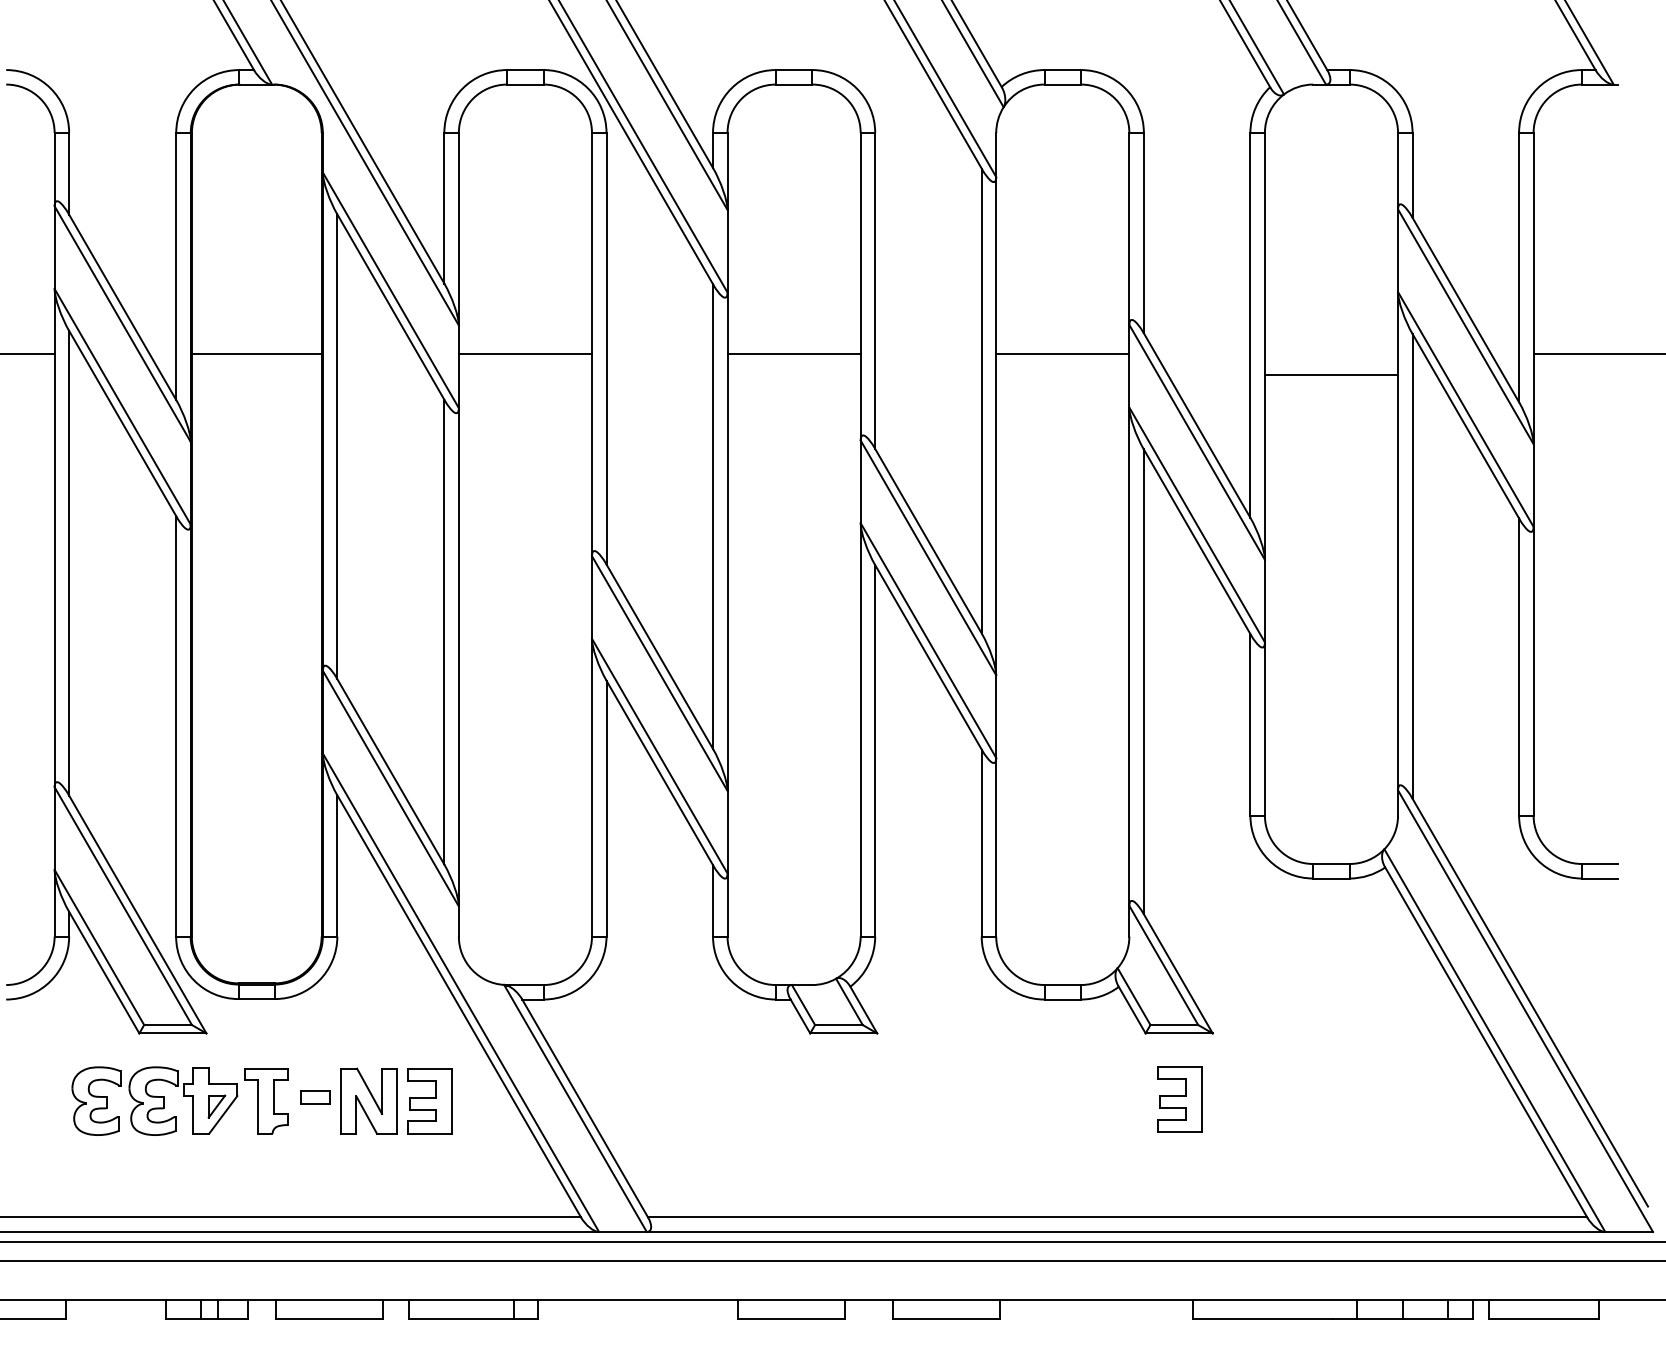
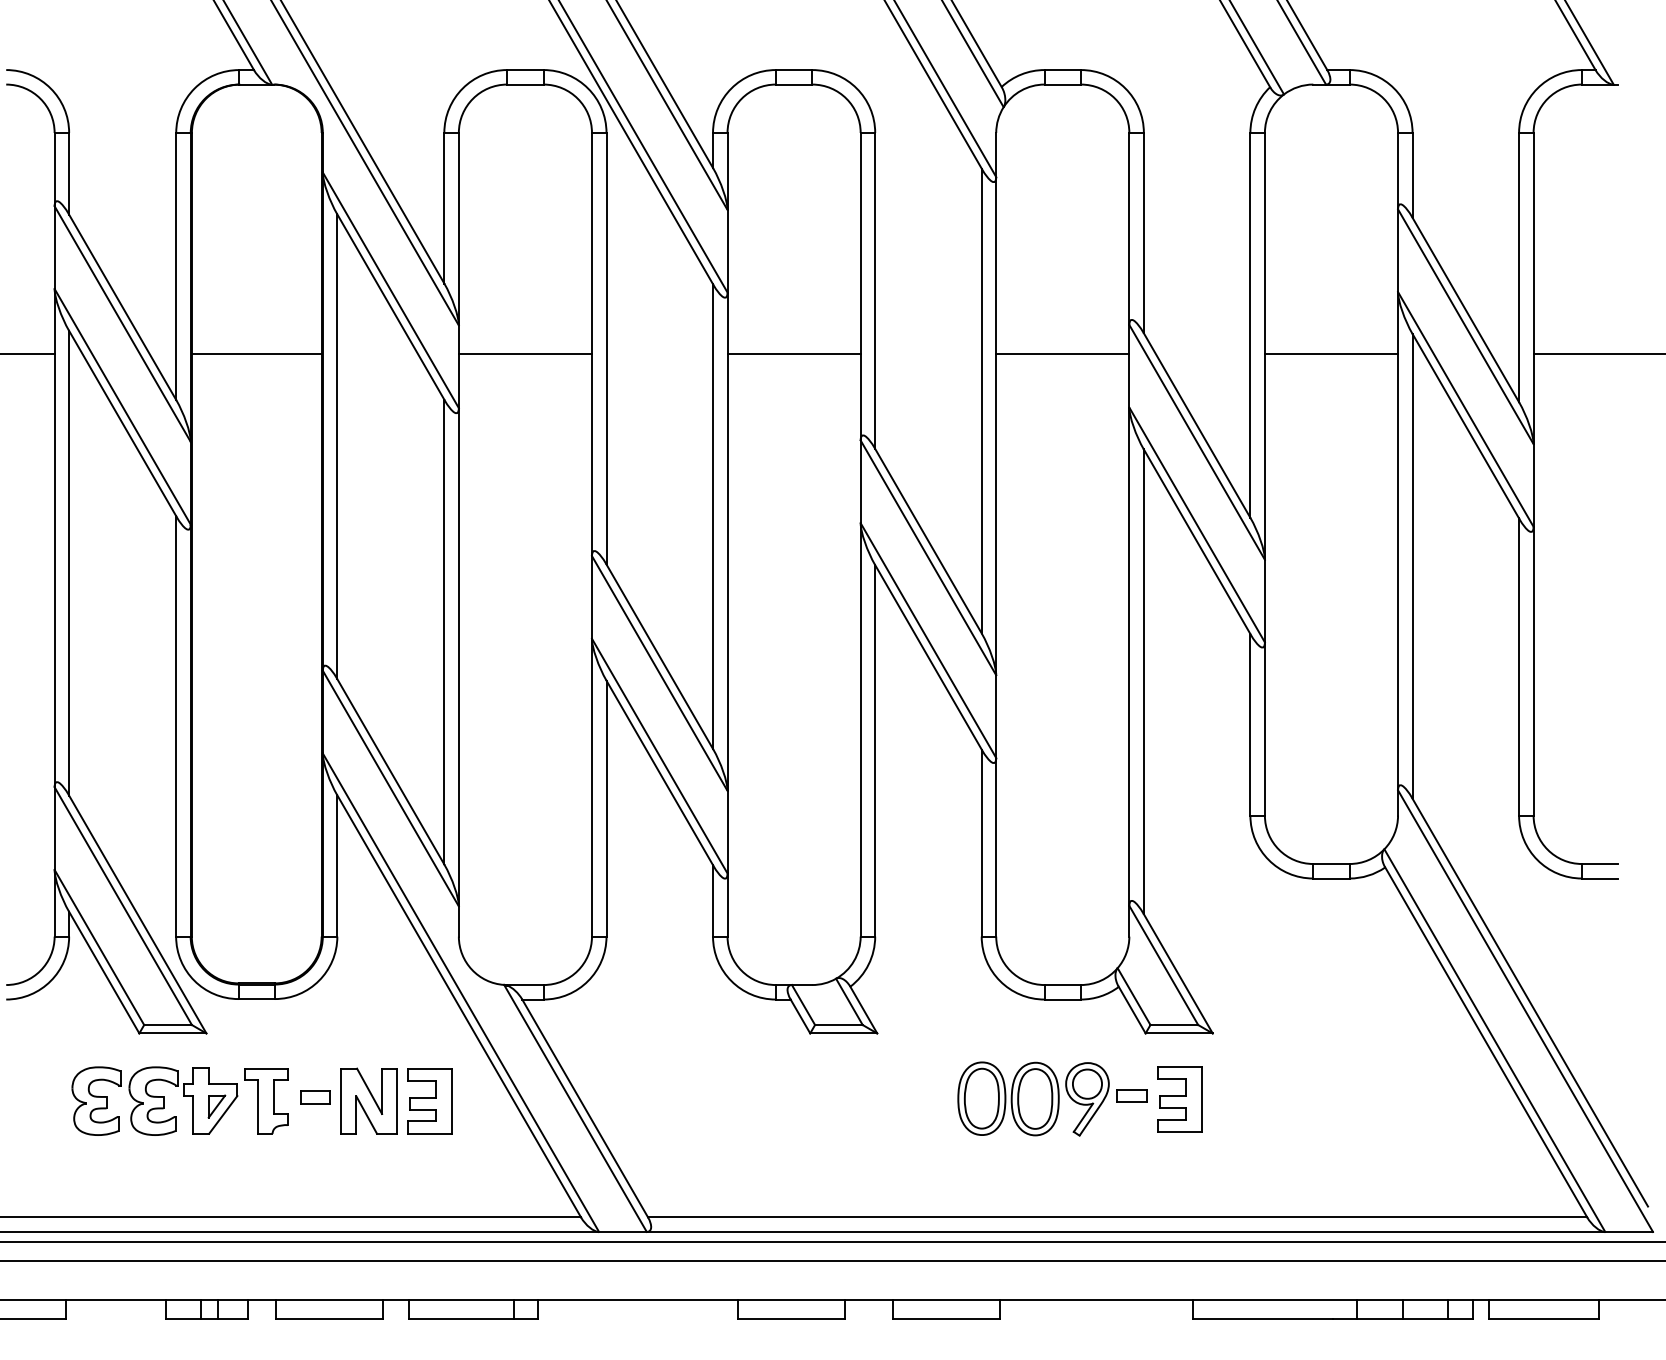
line position: (1331, 375) -> (1331, 354) (1331, 354)
part: none -> present (1052, 1098)
